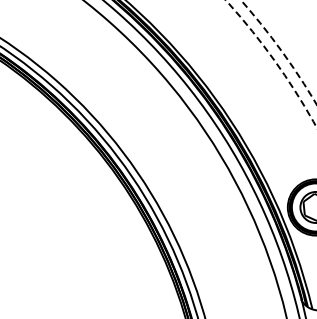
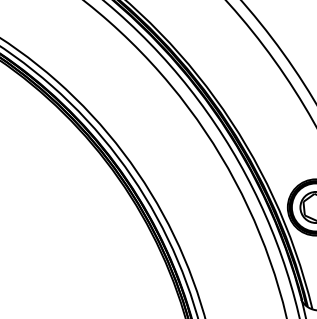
arc: dashed -> solid (281, 51)
arc: dashed -> solid (274, 60)
